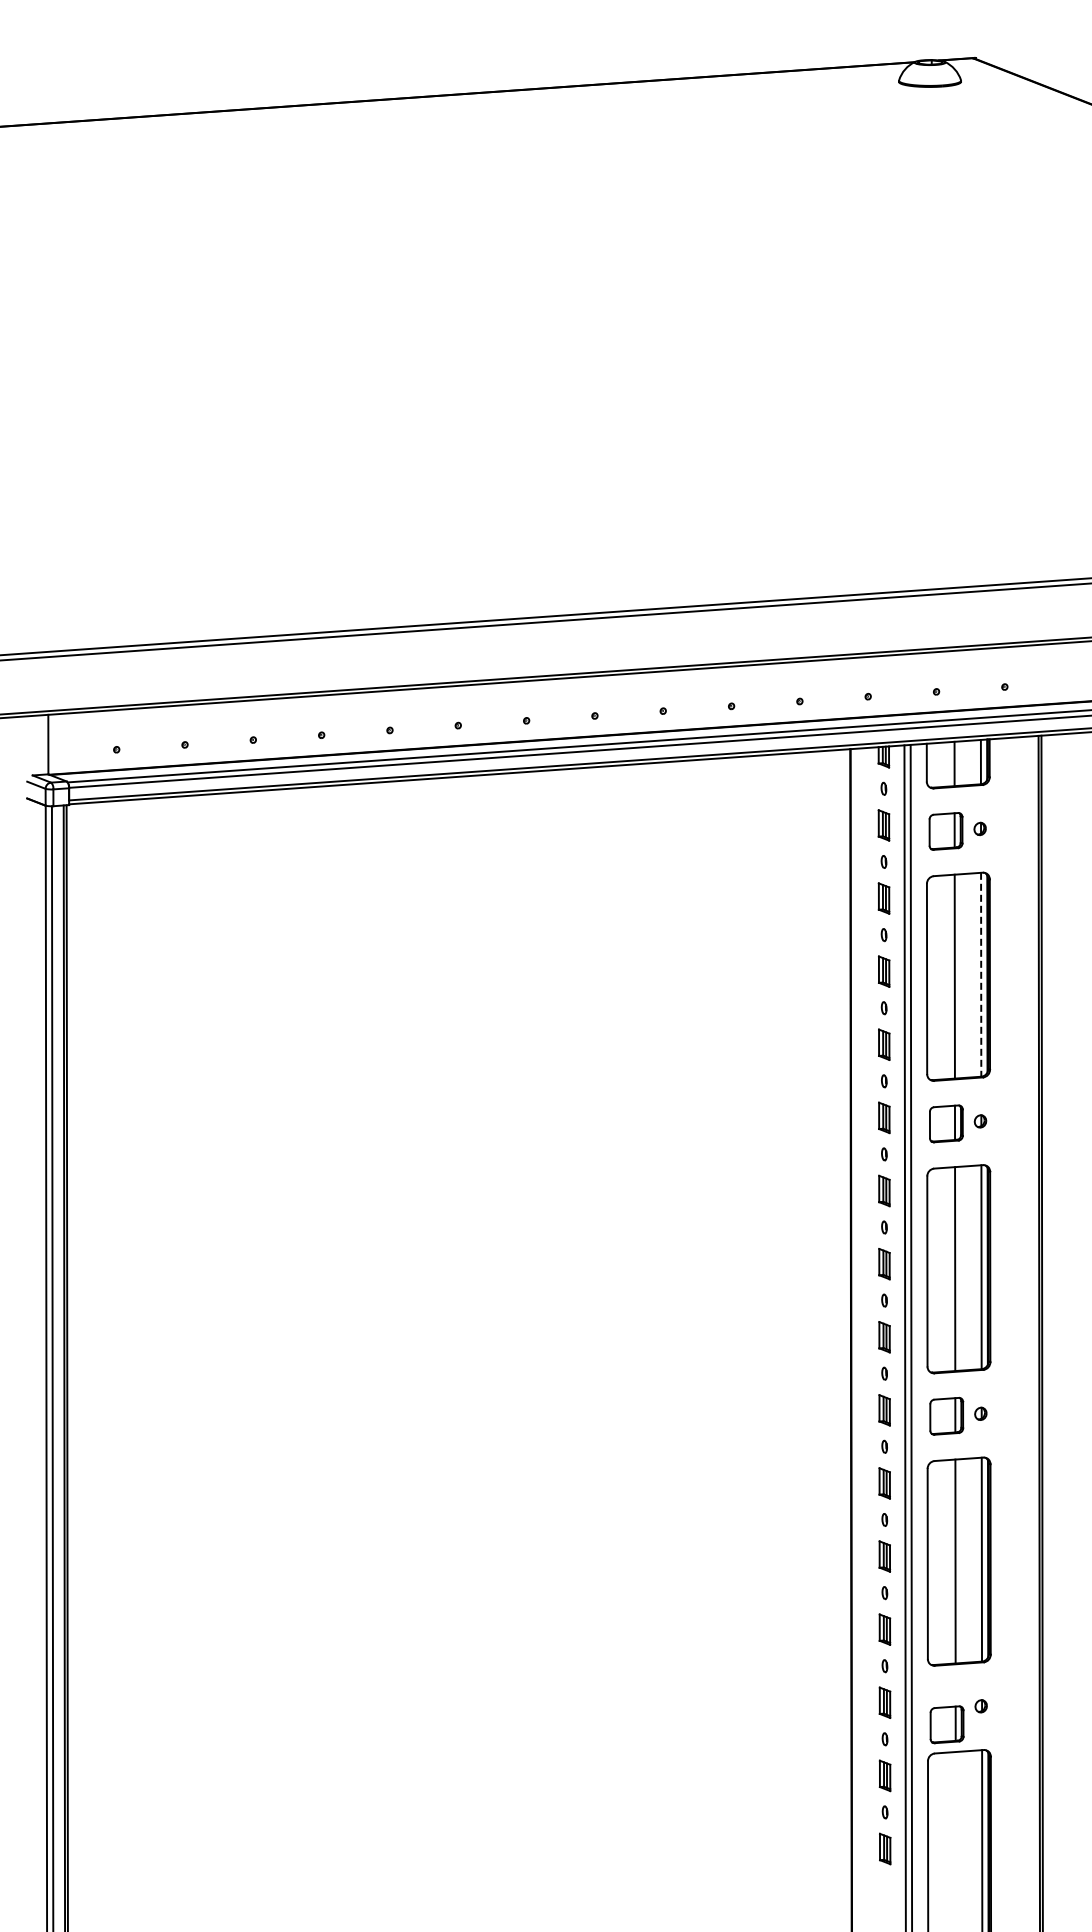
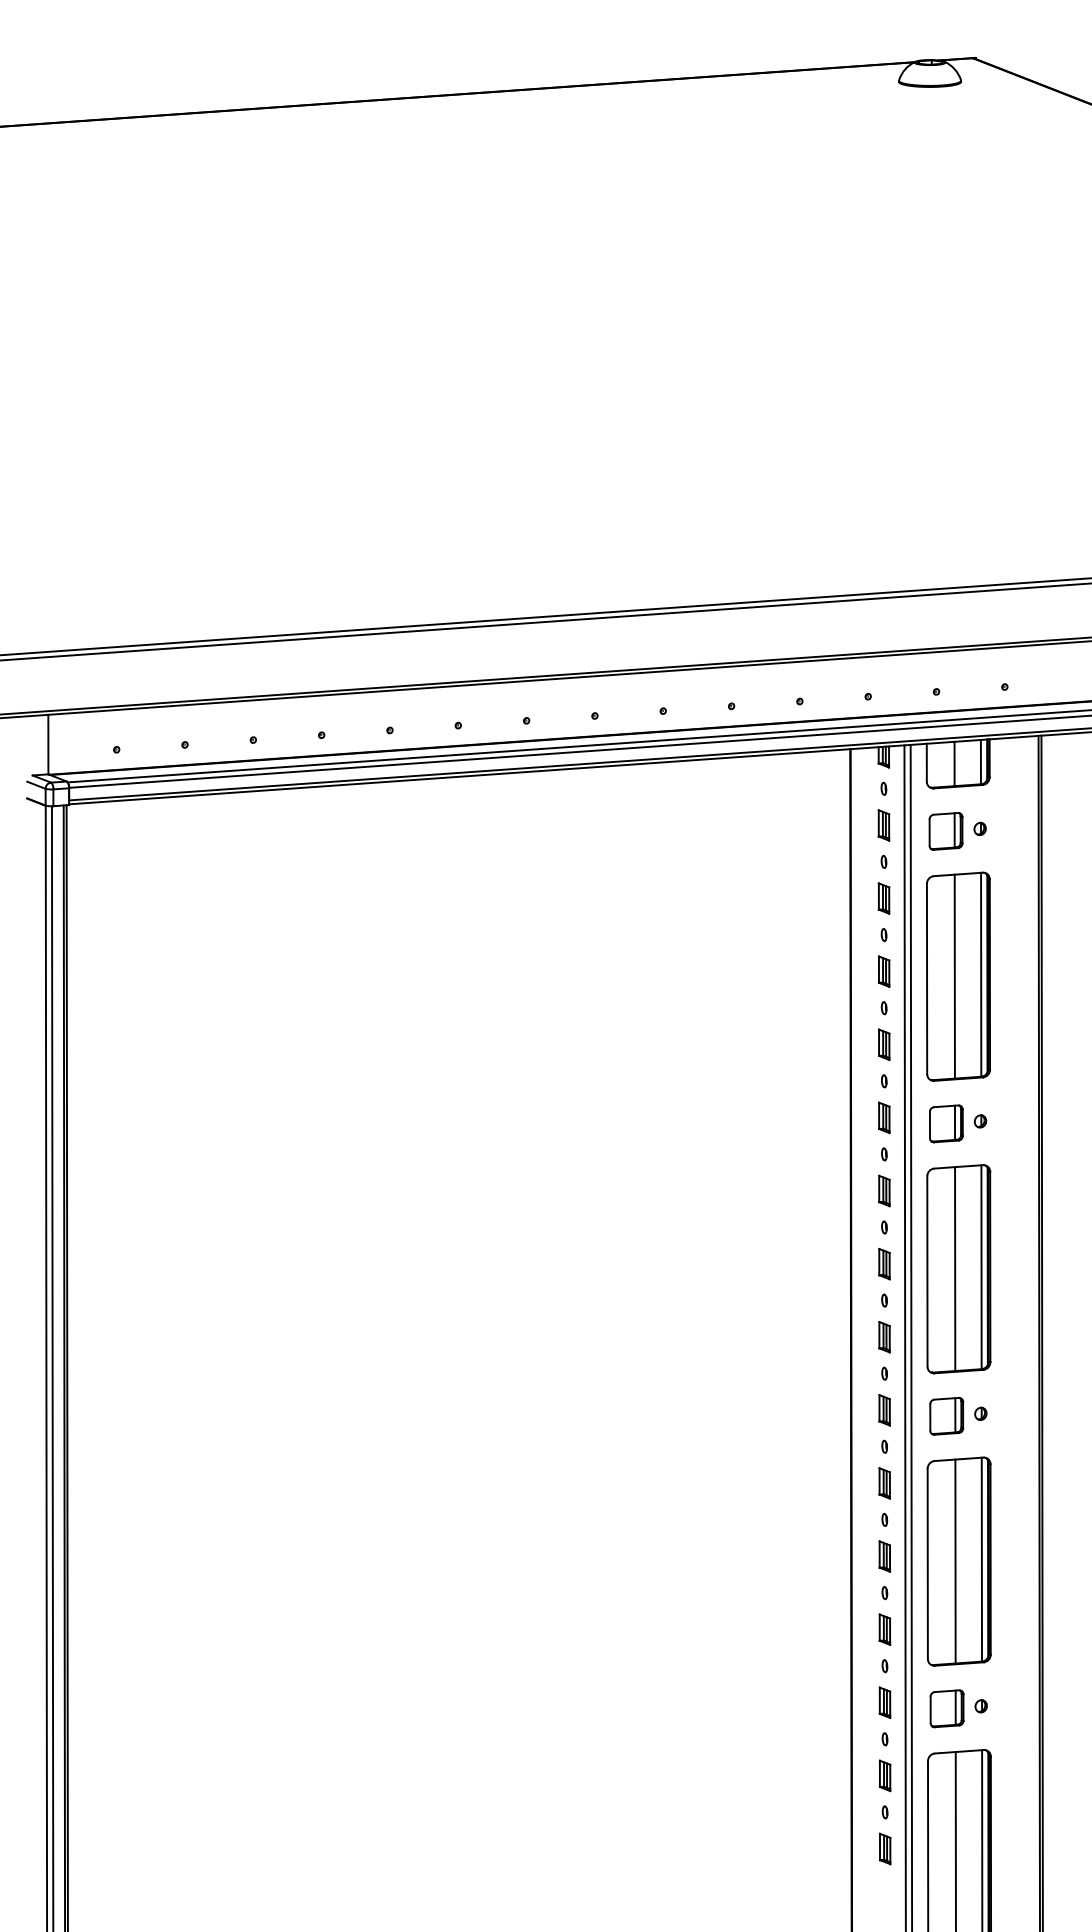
line: dashed -> solid (981, 974)
part position: (946, 1724) -> (946, 1708) (946, 1708)
line: none -> present (955, 1840)
